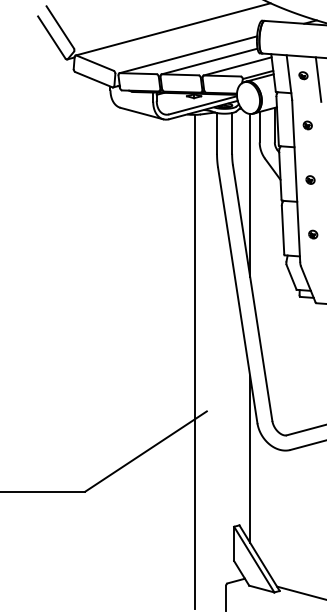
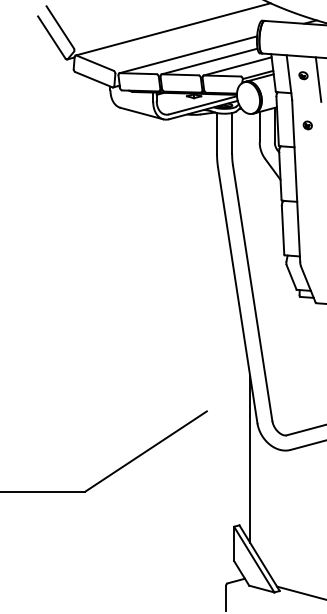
part: present -> none (310, 179)
line: present -> none (250, 195)
part: present -> none (313, 234)
line: present -> none (194, 361)
